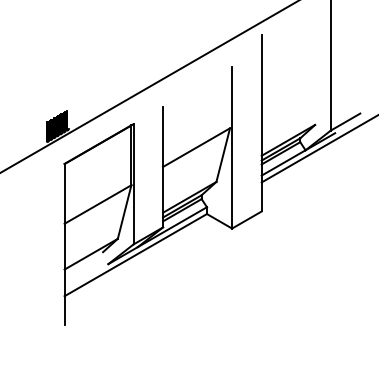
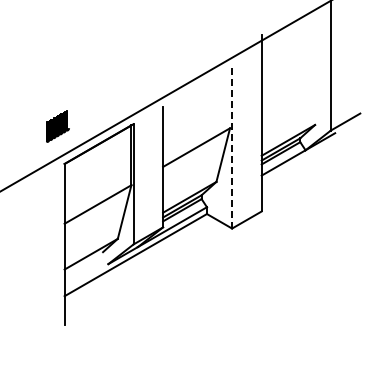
line position: (148, 86) -> (164, 96) (164, 96)
line: solid -> dashed (232, 147)
line: present -> none (318, 149)
